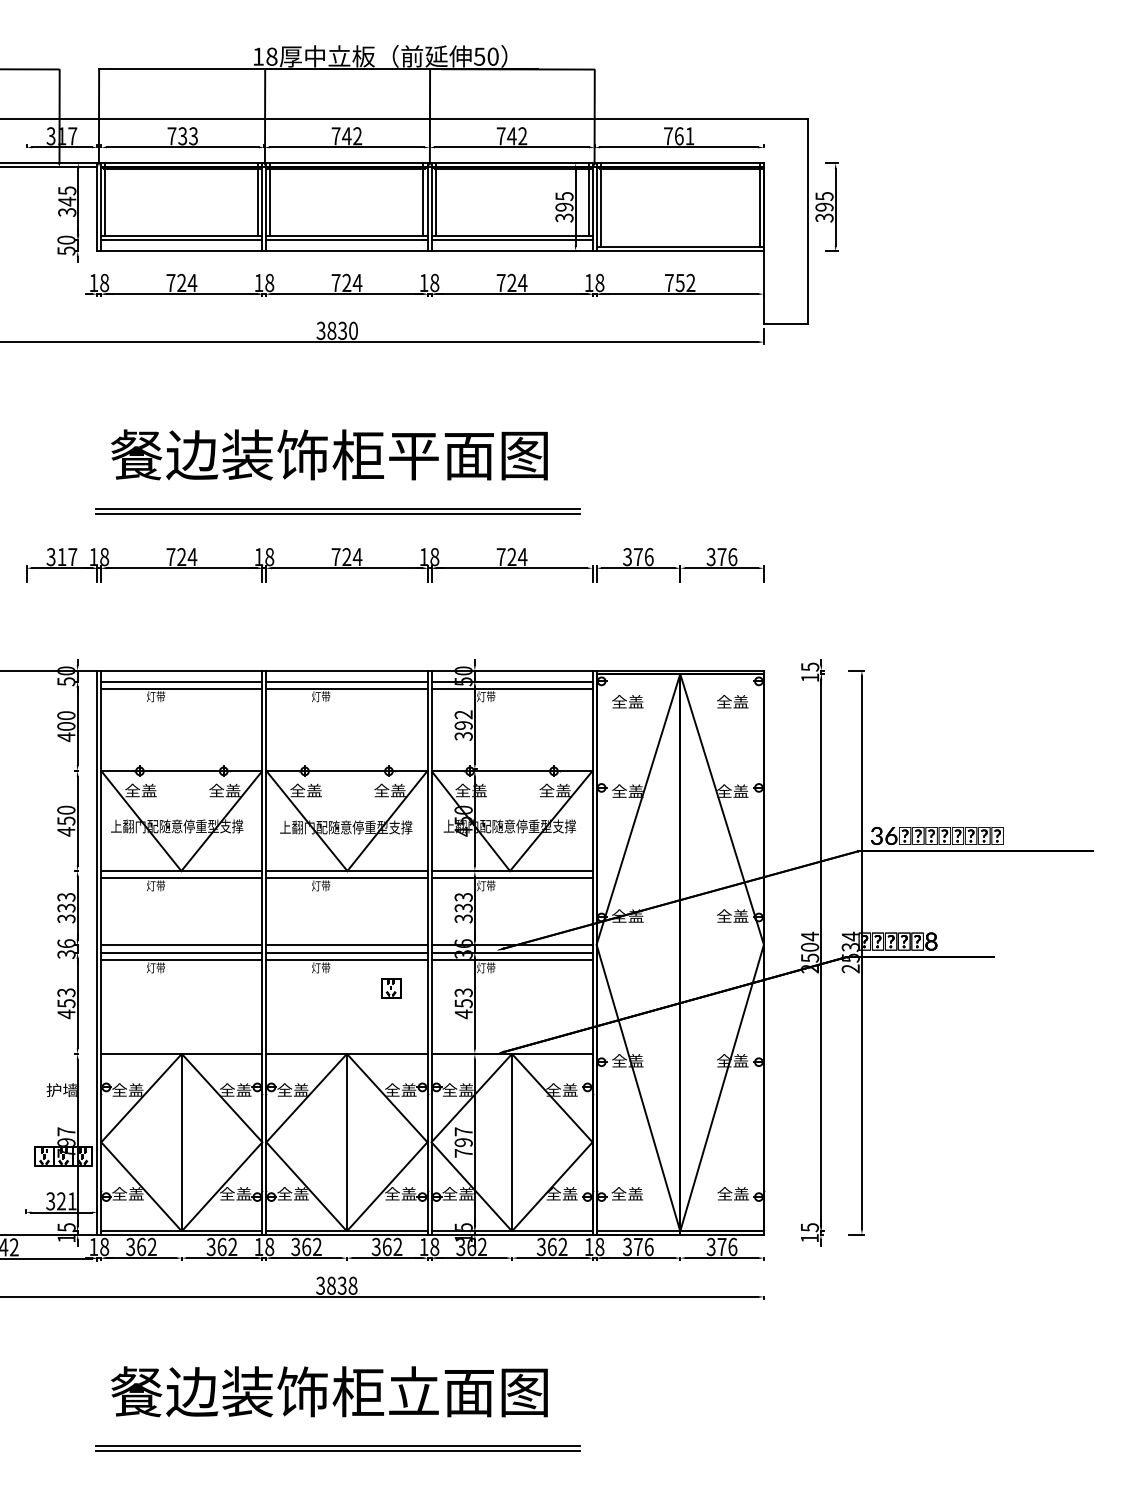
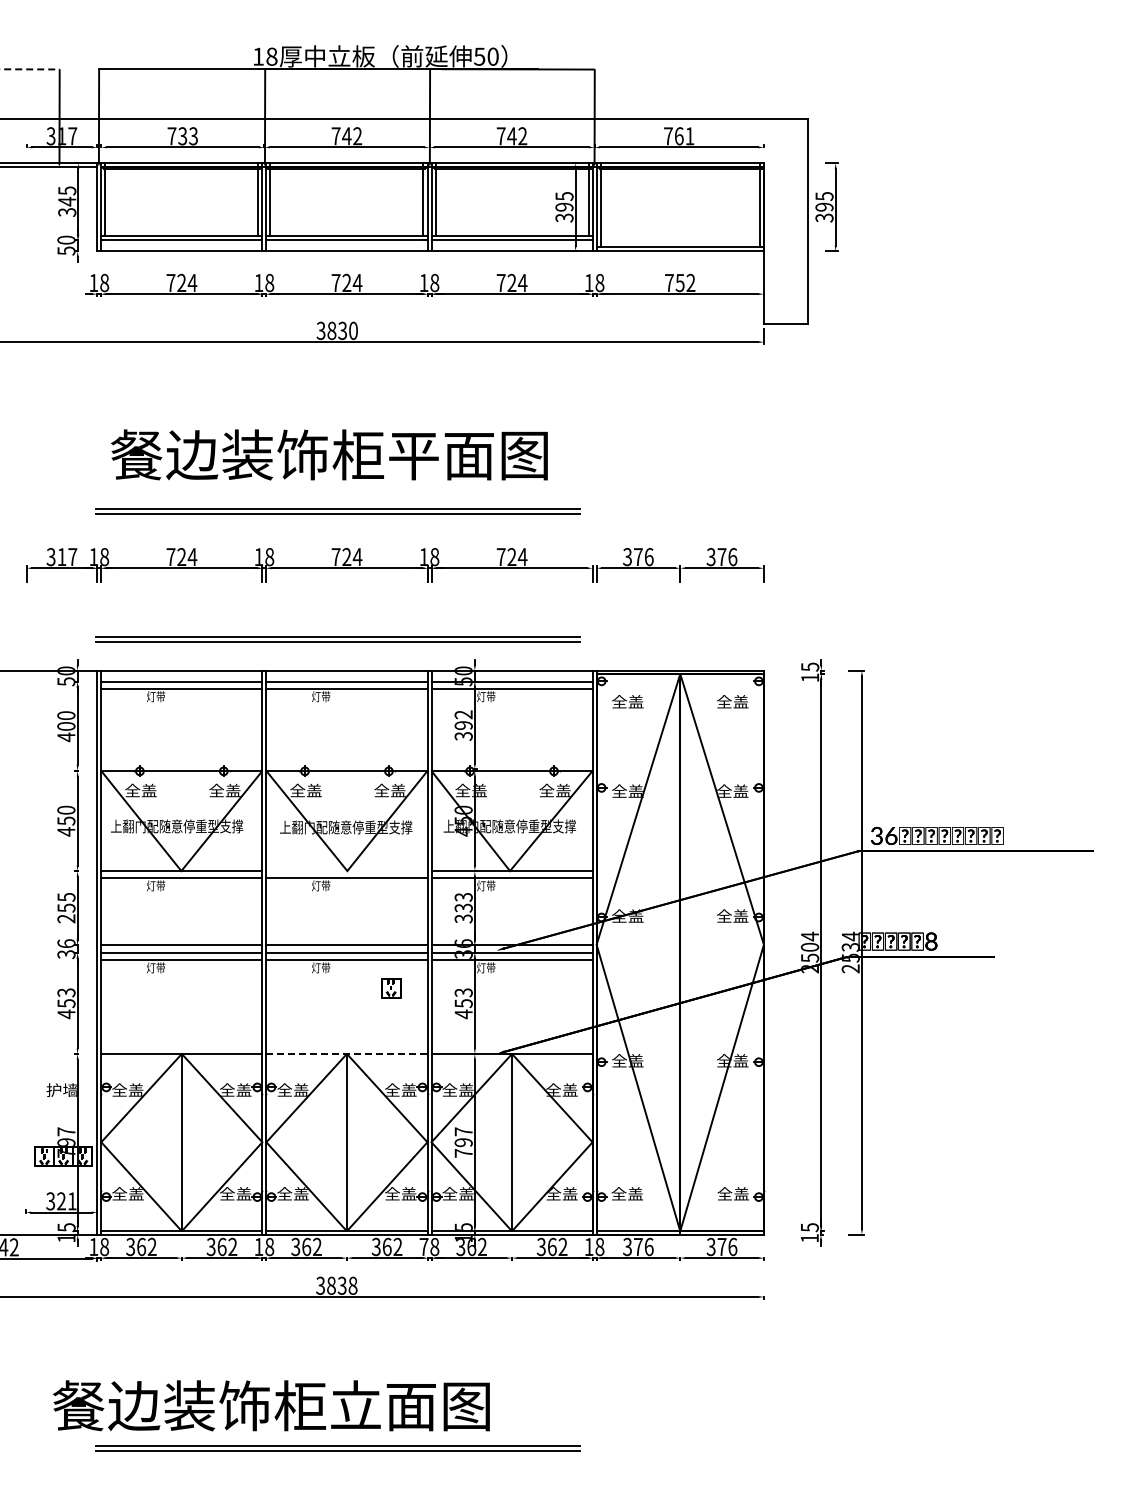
line: solid -> dashed (30, 69)
part: none -> present (337, 639)
line: present -> none (346, 871)
text: 333 -> 255 (66, 908)
line: solid -> dashed (346, 1053)
text: 18 -> 78 (423, 1246)
text position: (329, 1391) -> (271, 1405) (271, 1405)
